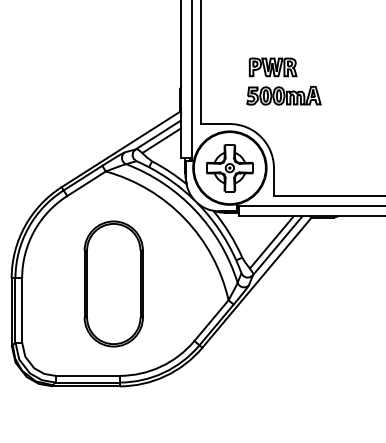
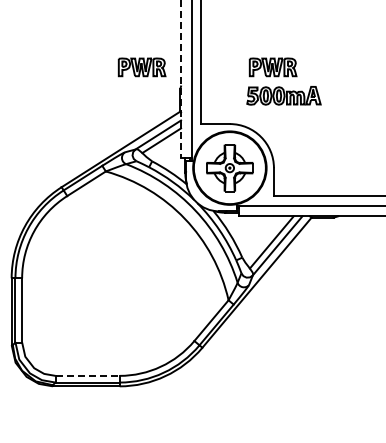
part: none -> present (141, 67)
line: solid -> dashed (181, 79)
part: present -> none (113, 283)
line: solid -> dashed (88, 375)
